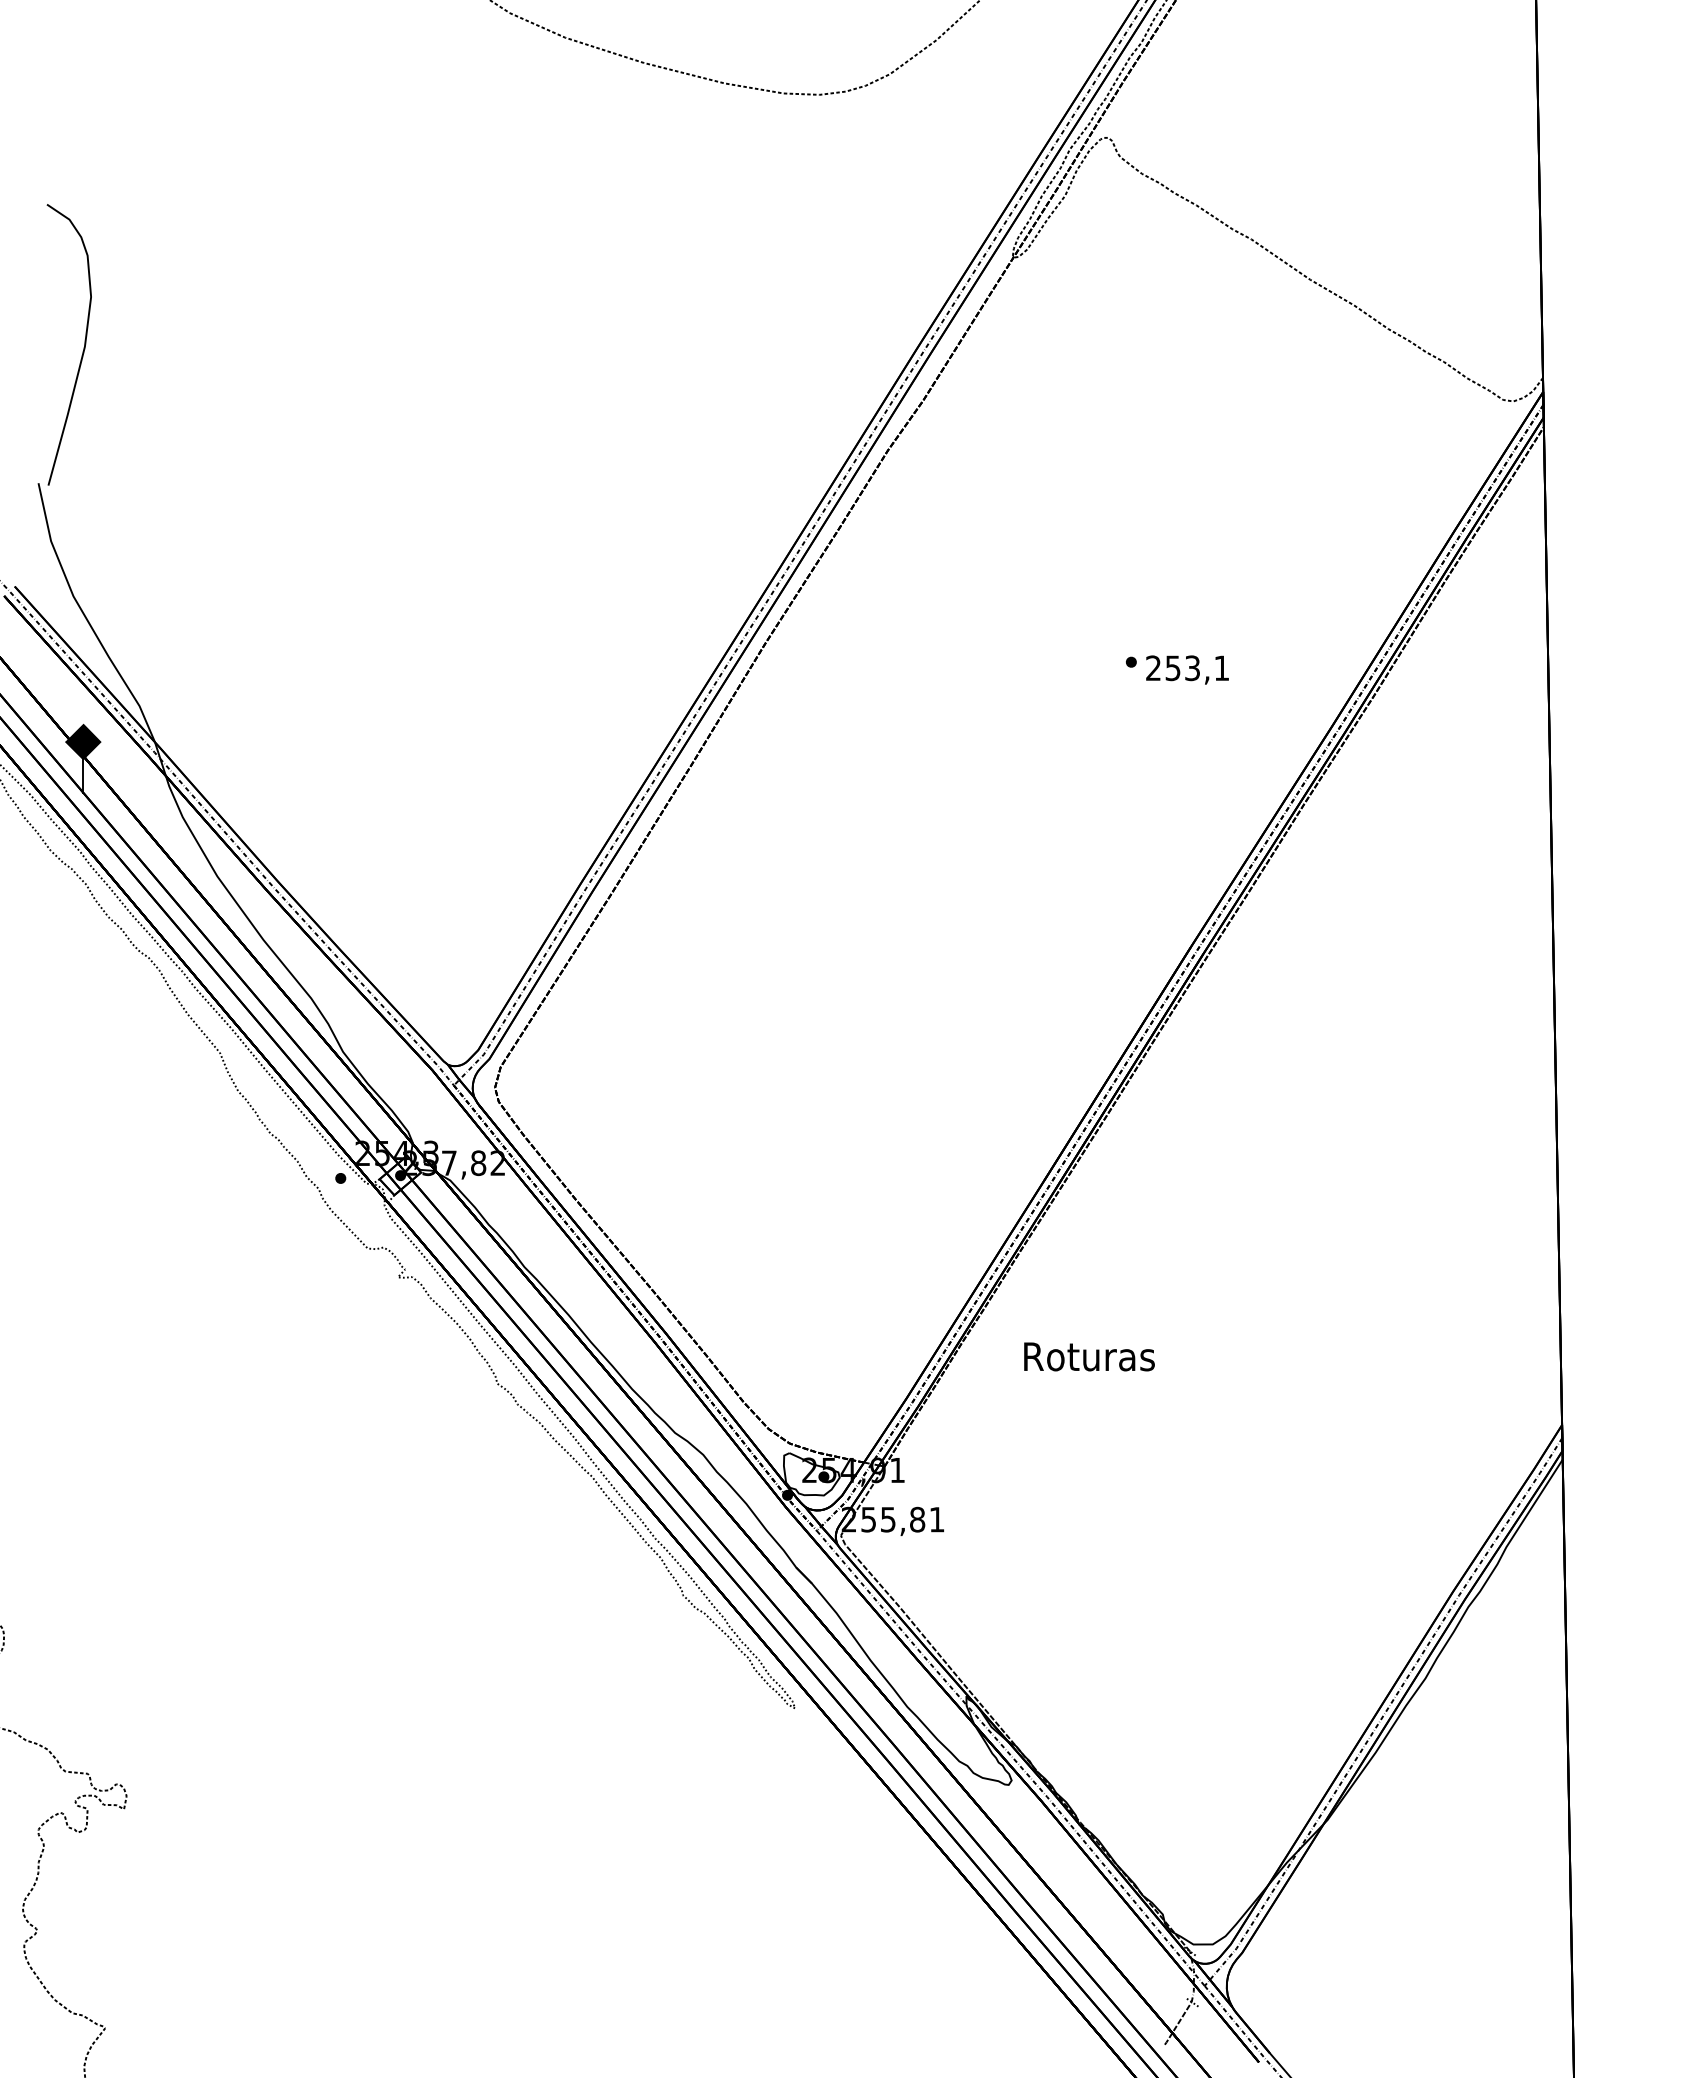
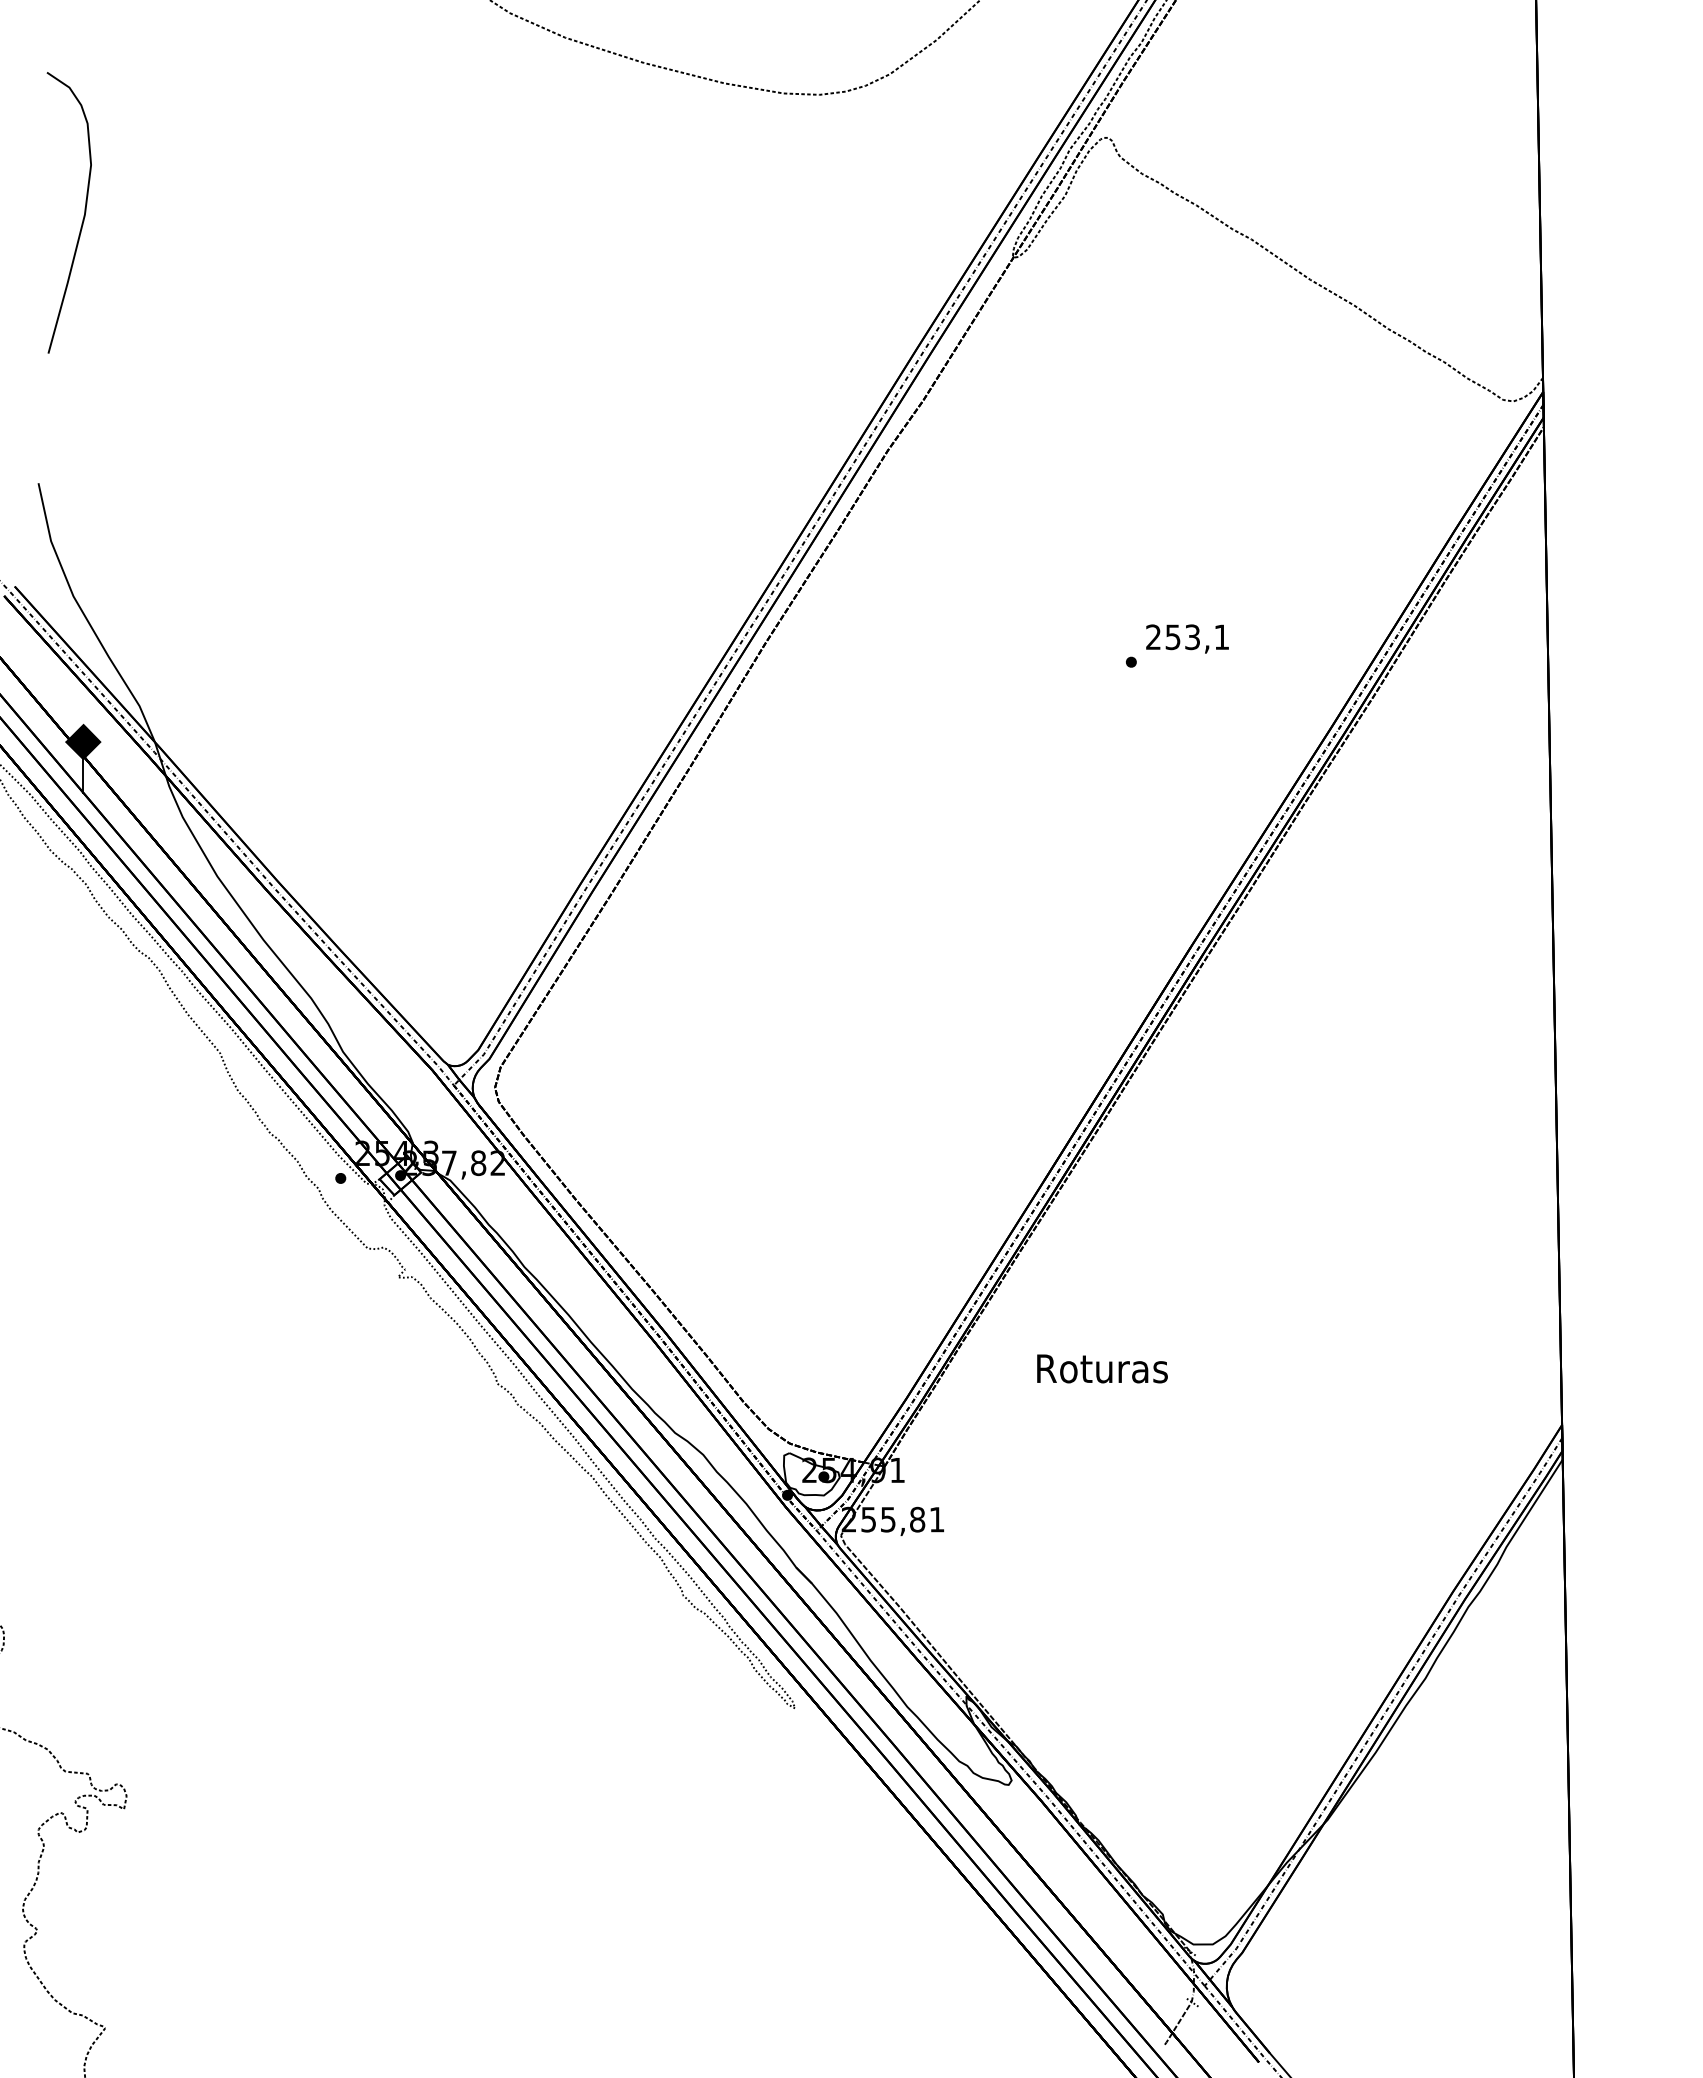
curve position: (83, 347) -> (83, 215) (83, 215)
text position: (1187, 669) -> (1187, 638) (1187, 638)
text position: (1089, 1356) -> (1102, 1368) (1102, 1368)
